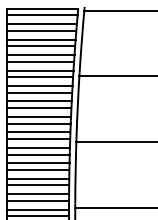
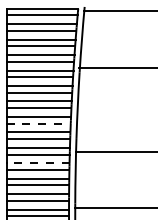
line position: (116, 76) -> (116, 68) (116, 68)
line: solid -> dashed (39, 123)
line position: (115, 141) -> (115, 151) (115, 151)
line: solid -> dashed (37, 163)
